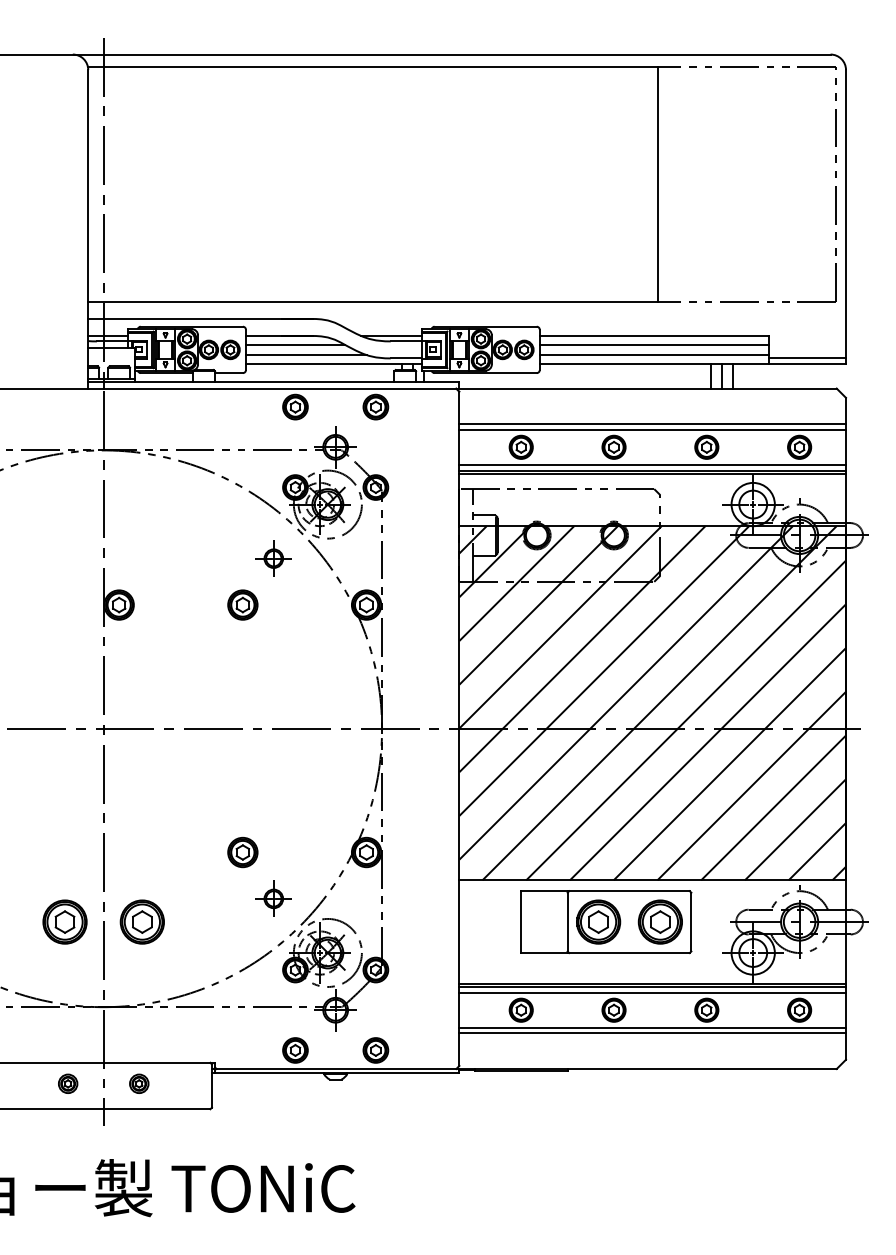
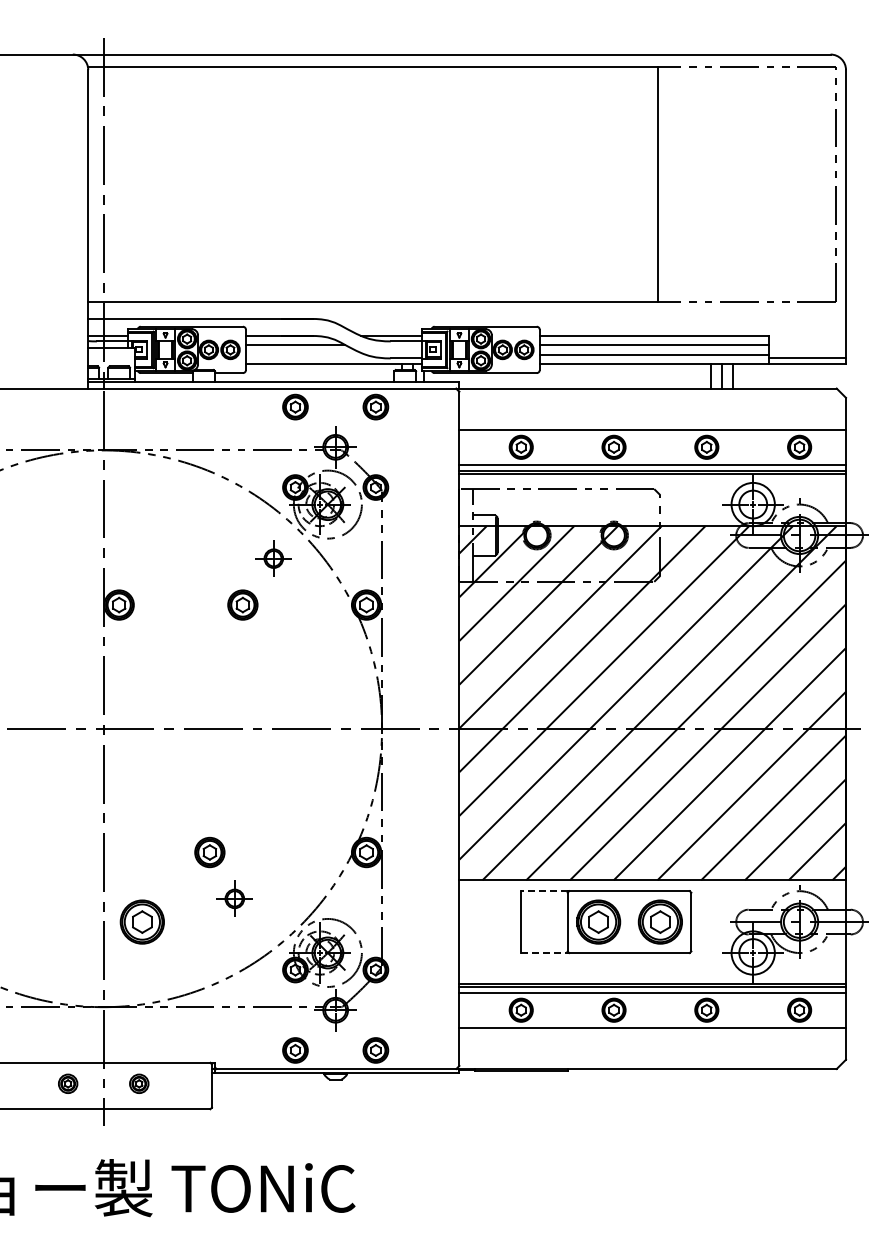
line: present -> none (305, 355)
line: present -> none (652, 424)
part position: (242, 852) -> (209, 852) (209, 852)
line: solid -> dashed (543, 891)
part position: (273, 898) -> (234, 898) (234, 898)
part: present -> none (64, 921)
line: solid -> dashed (544, 953)
line: present -> none (652, 1033)
